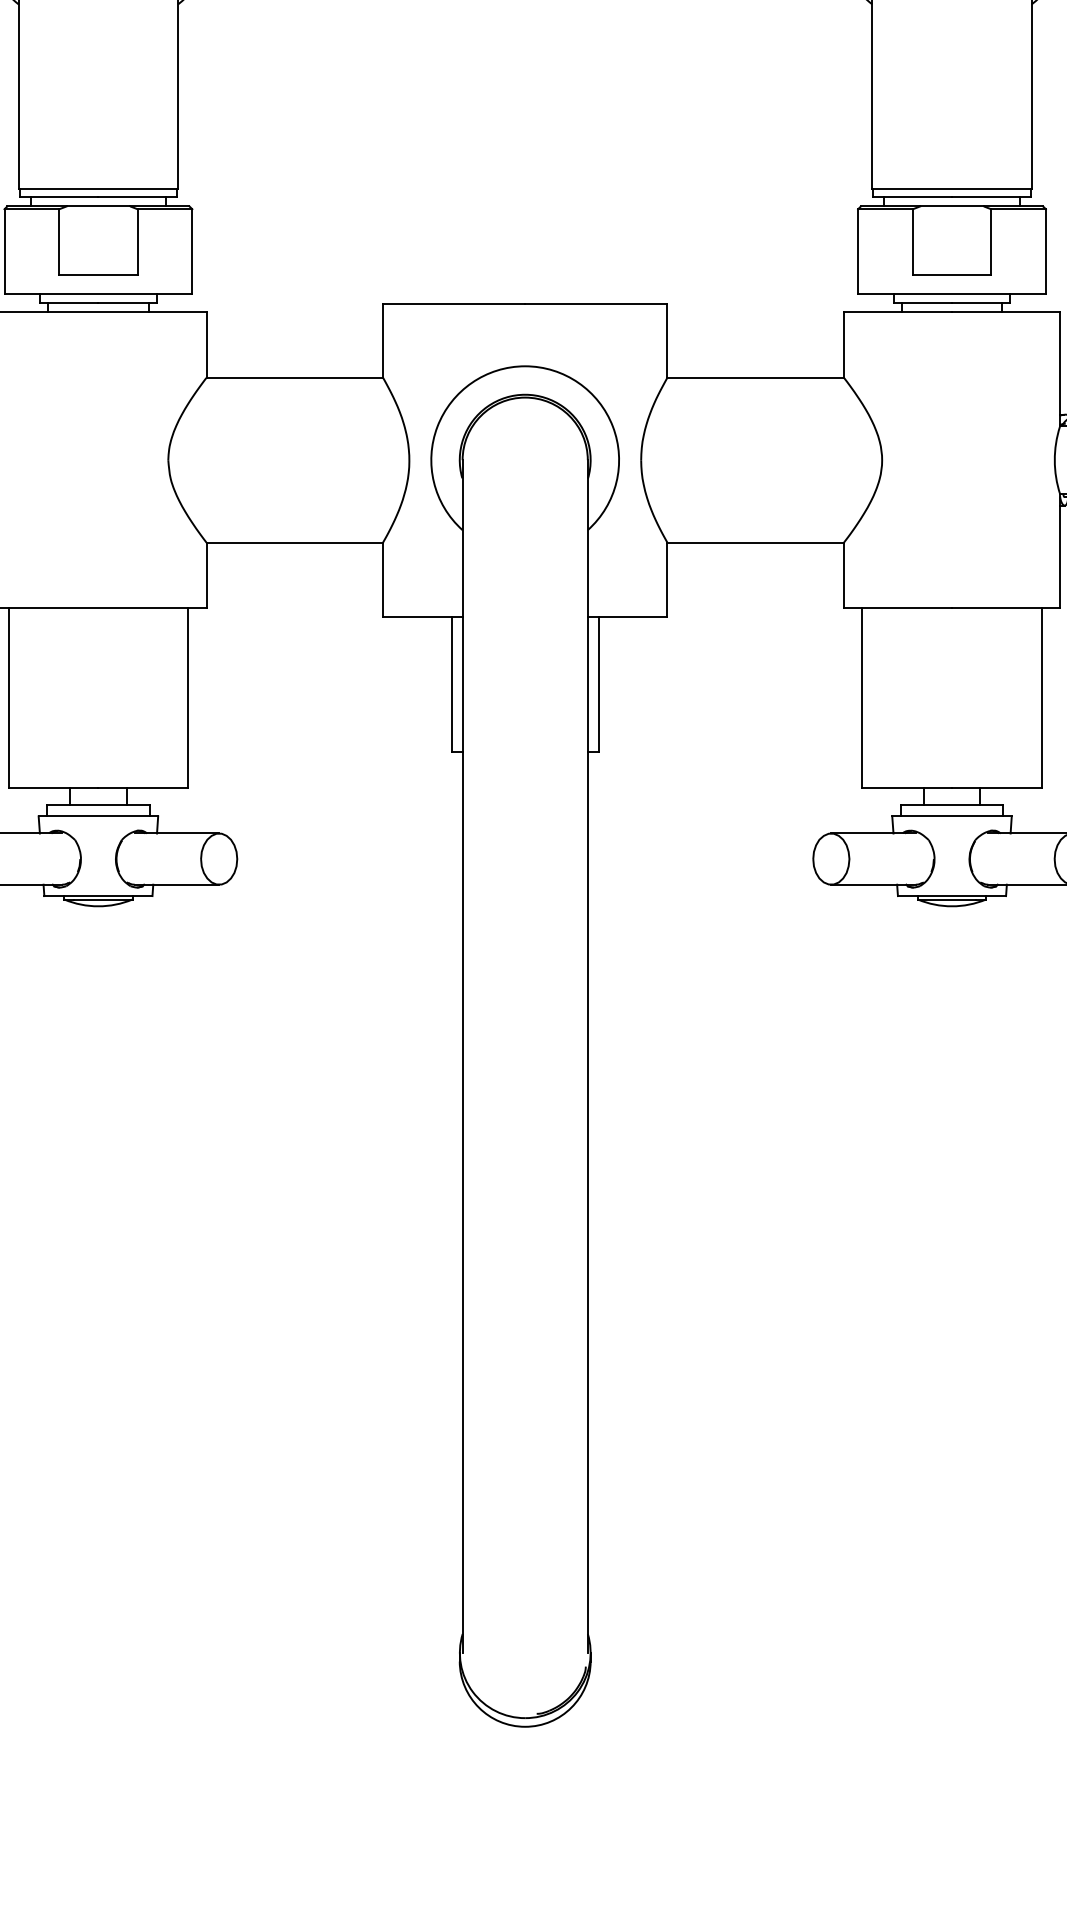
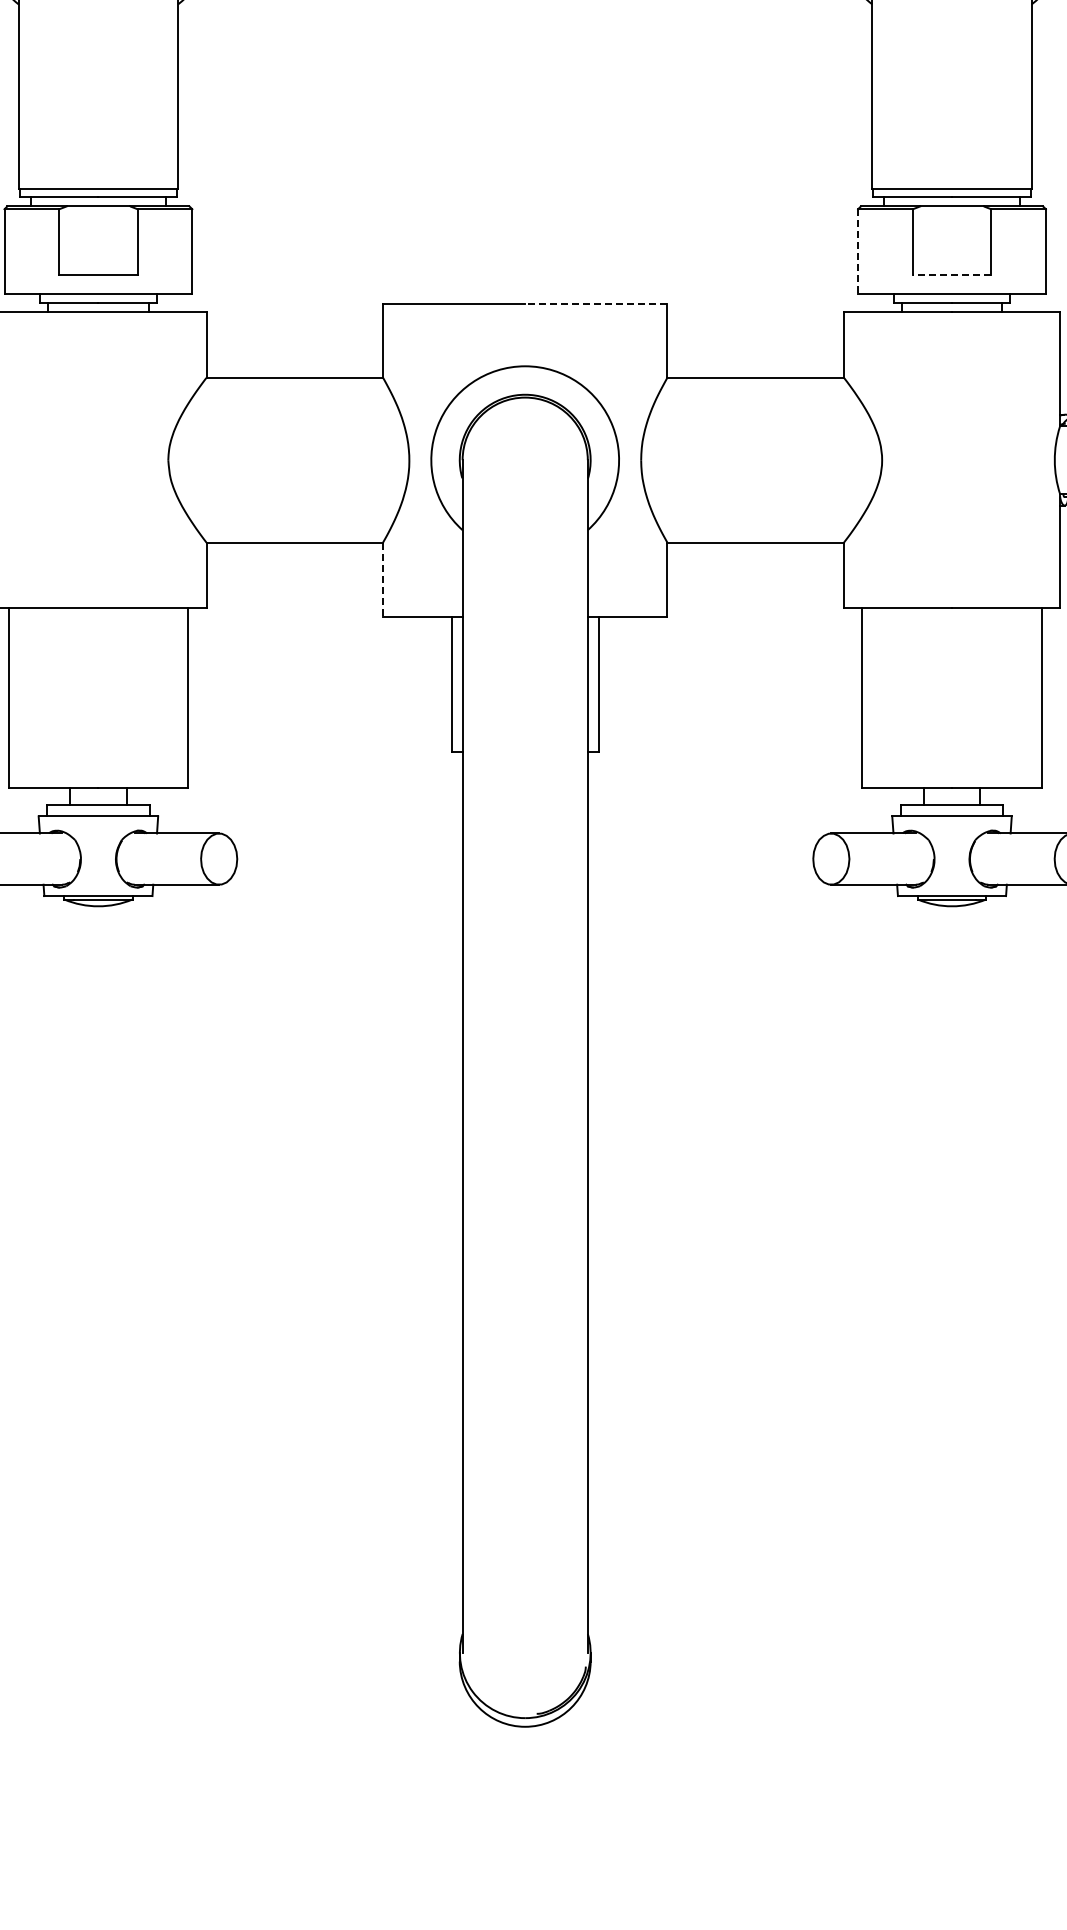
line: solid -> dashed (858, 252)
line: solid -> dashed (951, 274)
line: solid -> dashed (595, 303)
line: solid -> dashed (382, 579)
